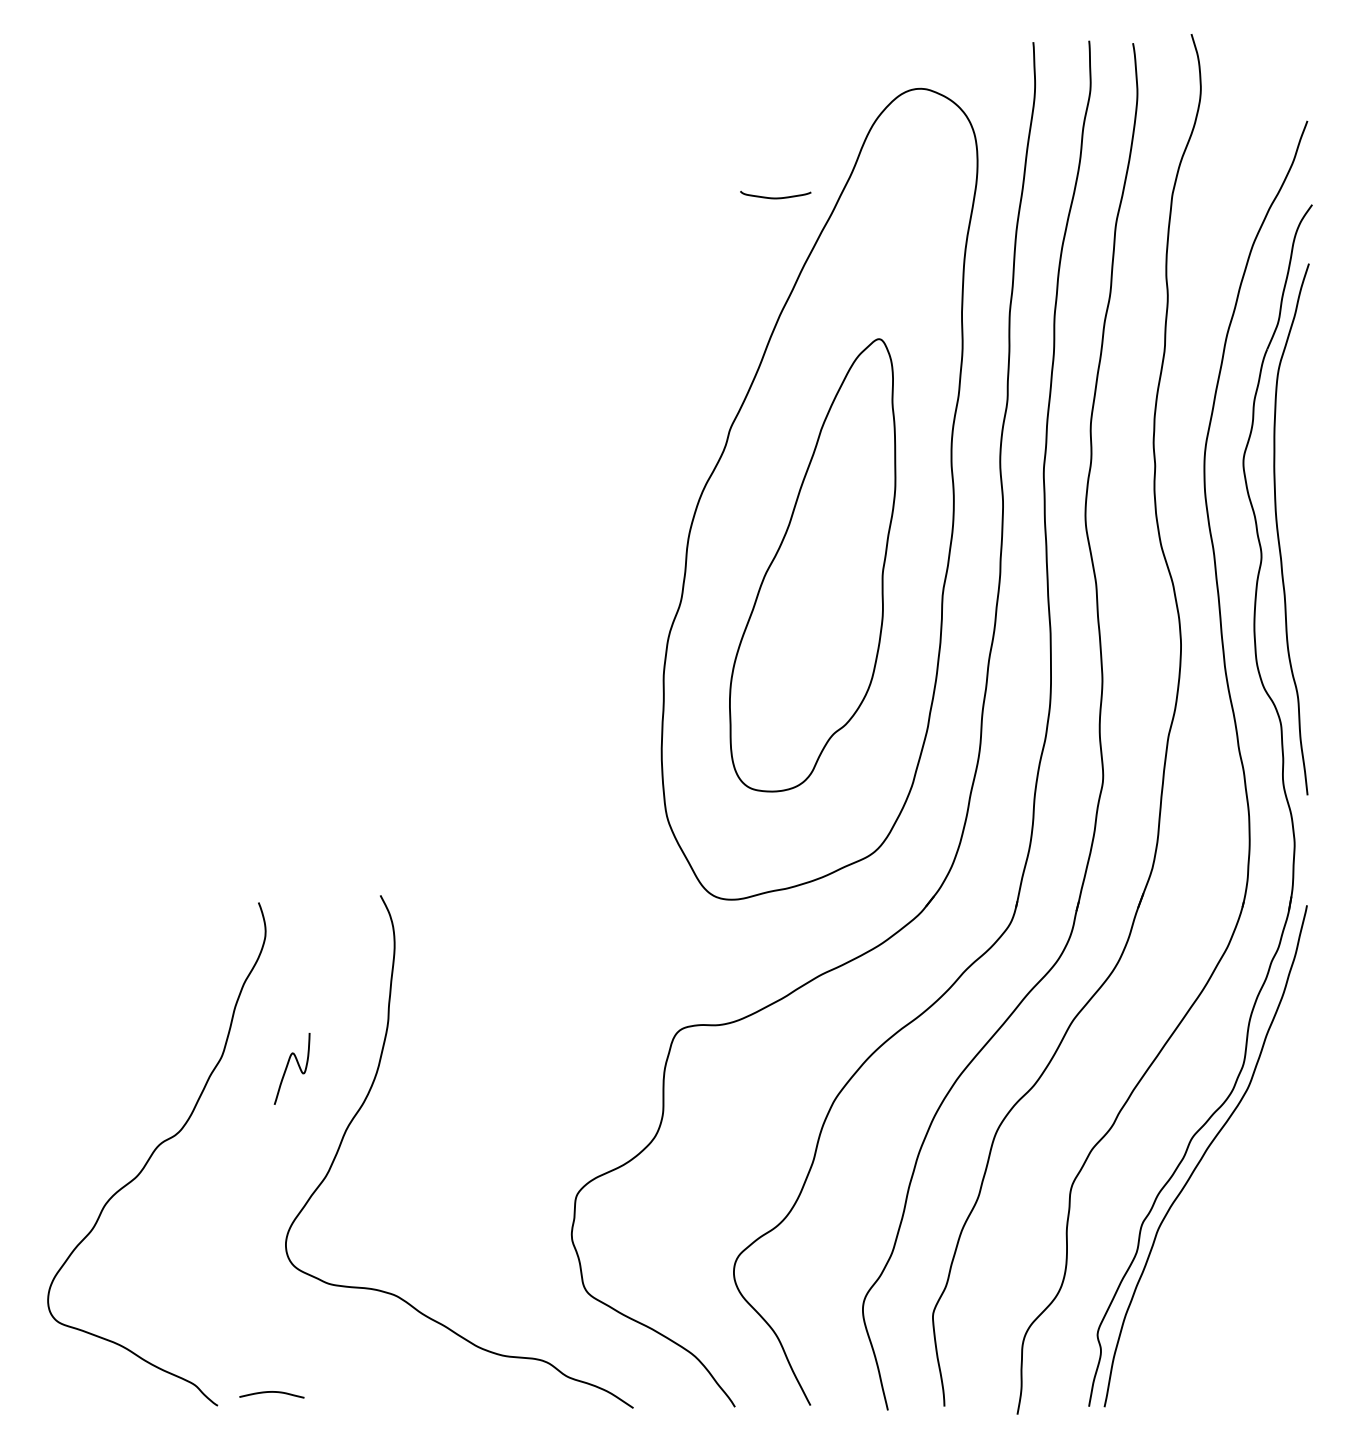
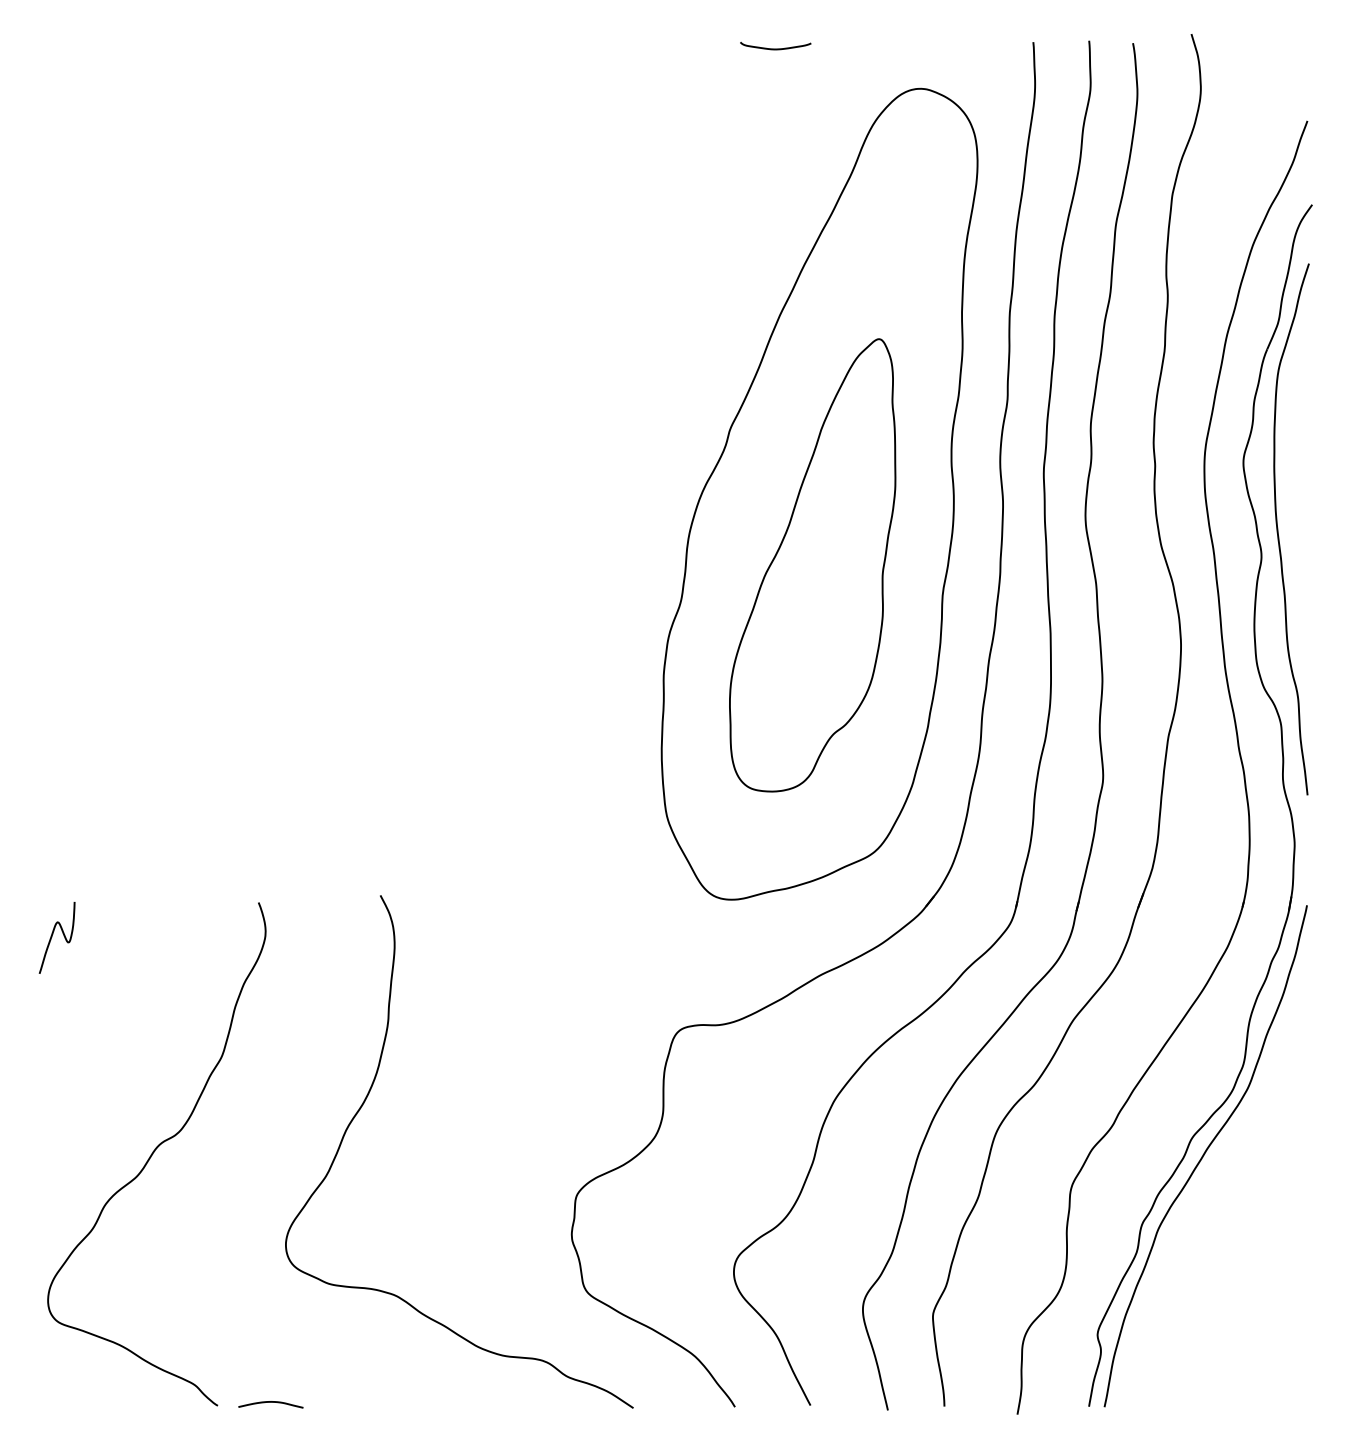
curve position: (775, 197) -> (775, 48) (775, 48)
curve position: (287, 1068) -> (52, 937) (52, 937)
curve position: (271, 1392) -> (270, 1402) (270, 1402)
